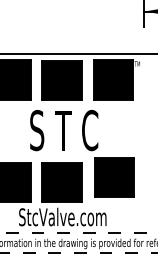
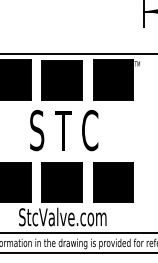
part position: (114, 177) -> (113, 182) (113, 182)
line: dashed -> solid (79, 232)
line: dashed -> solid (79, 252)
